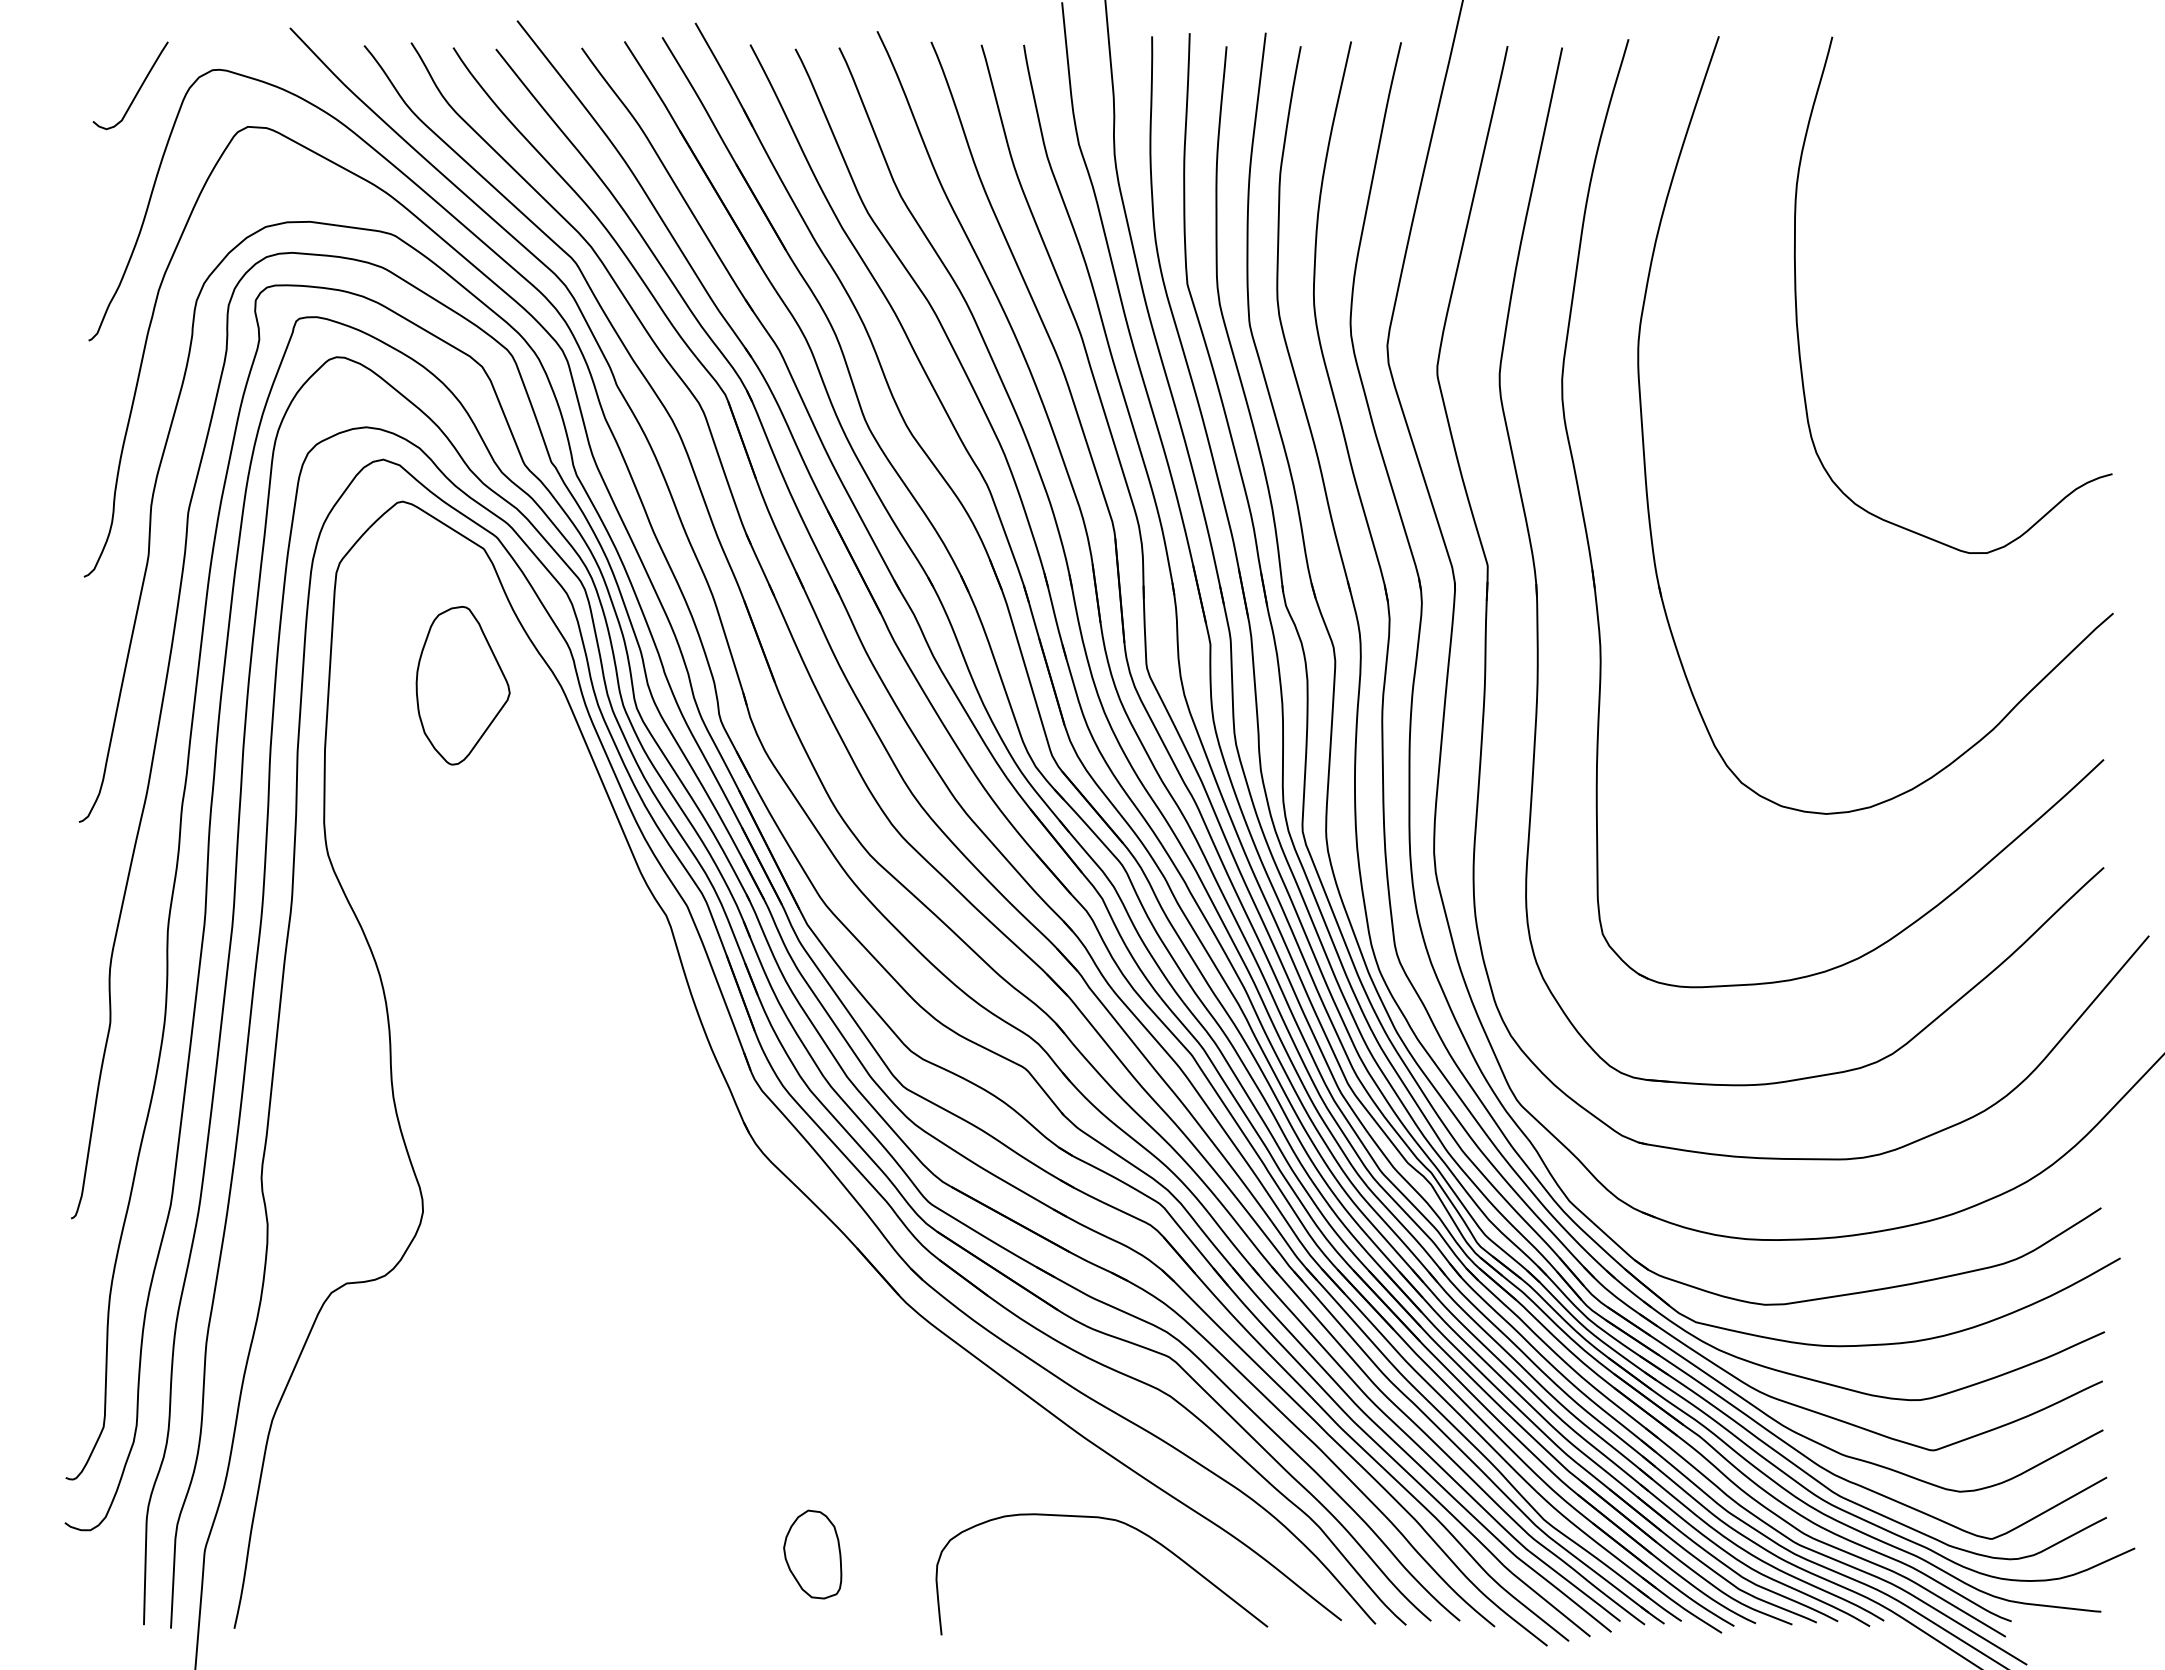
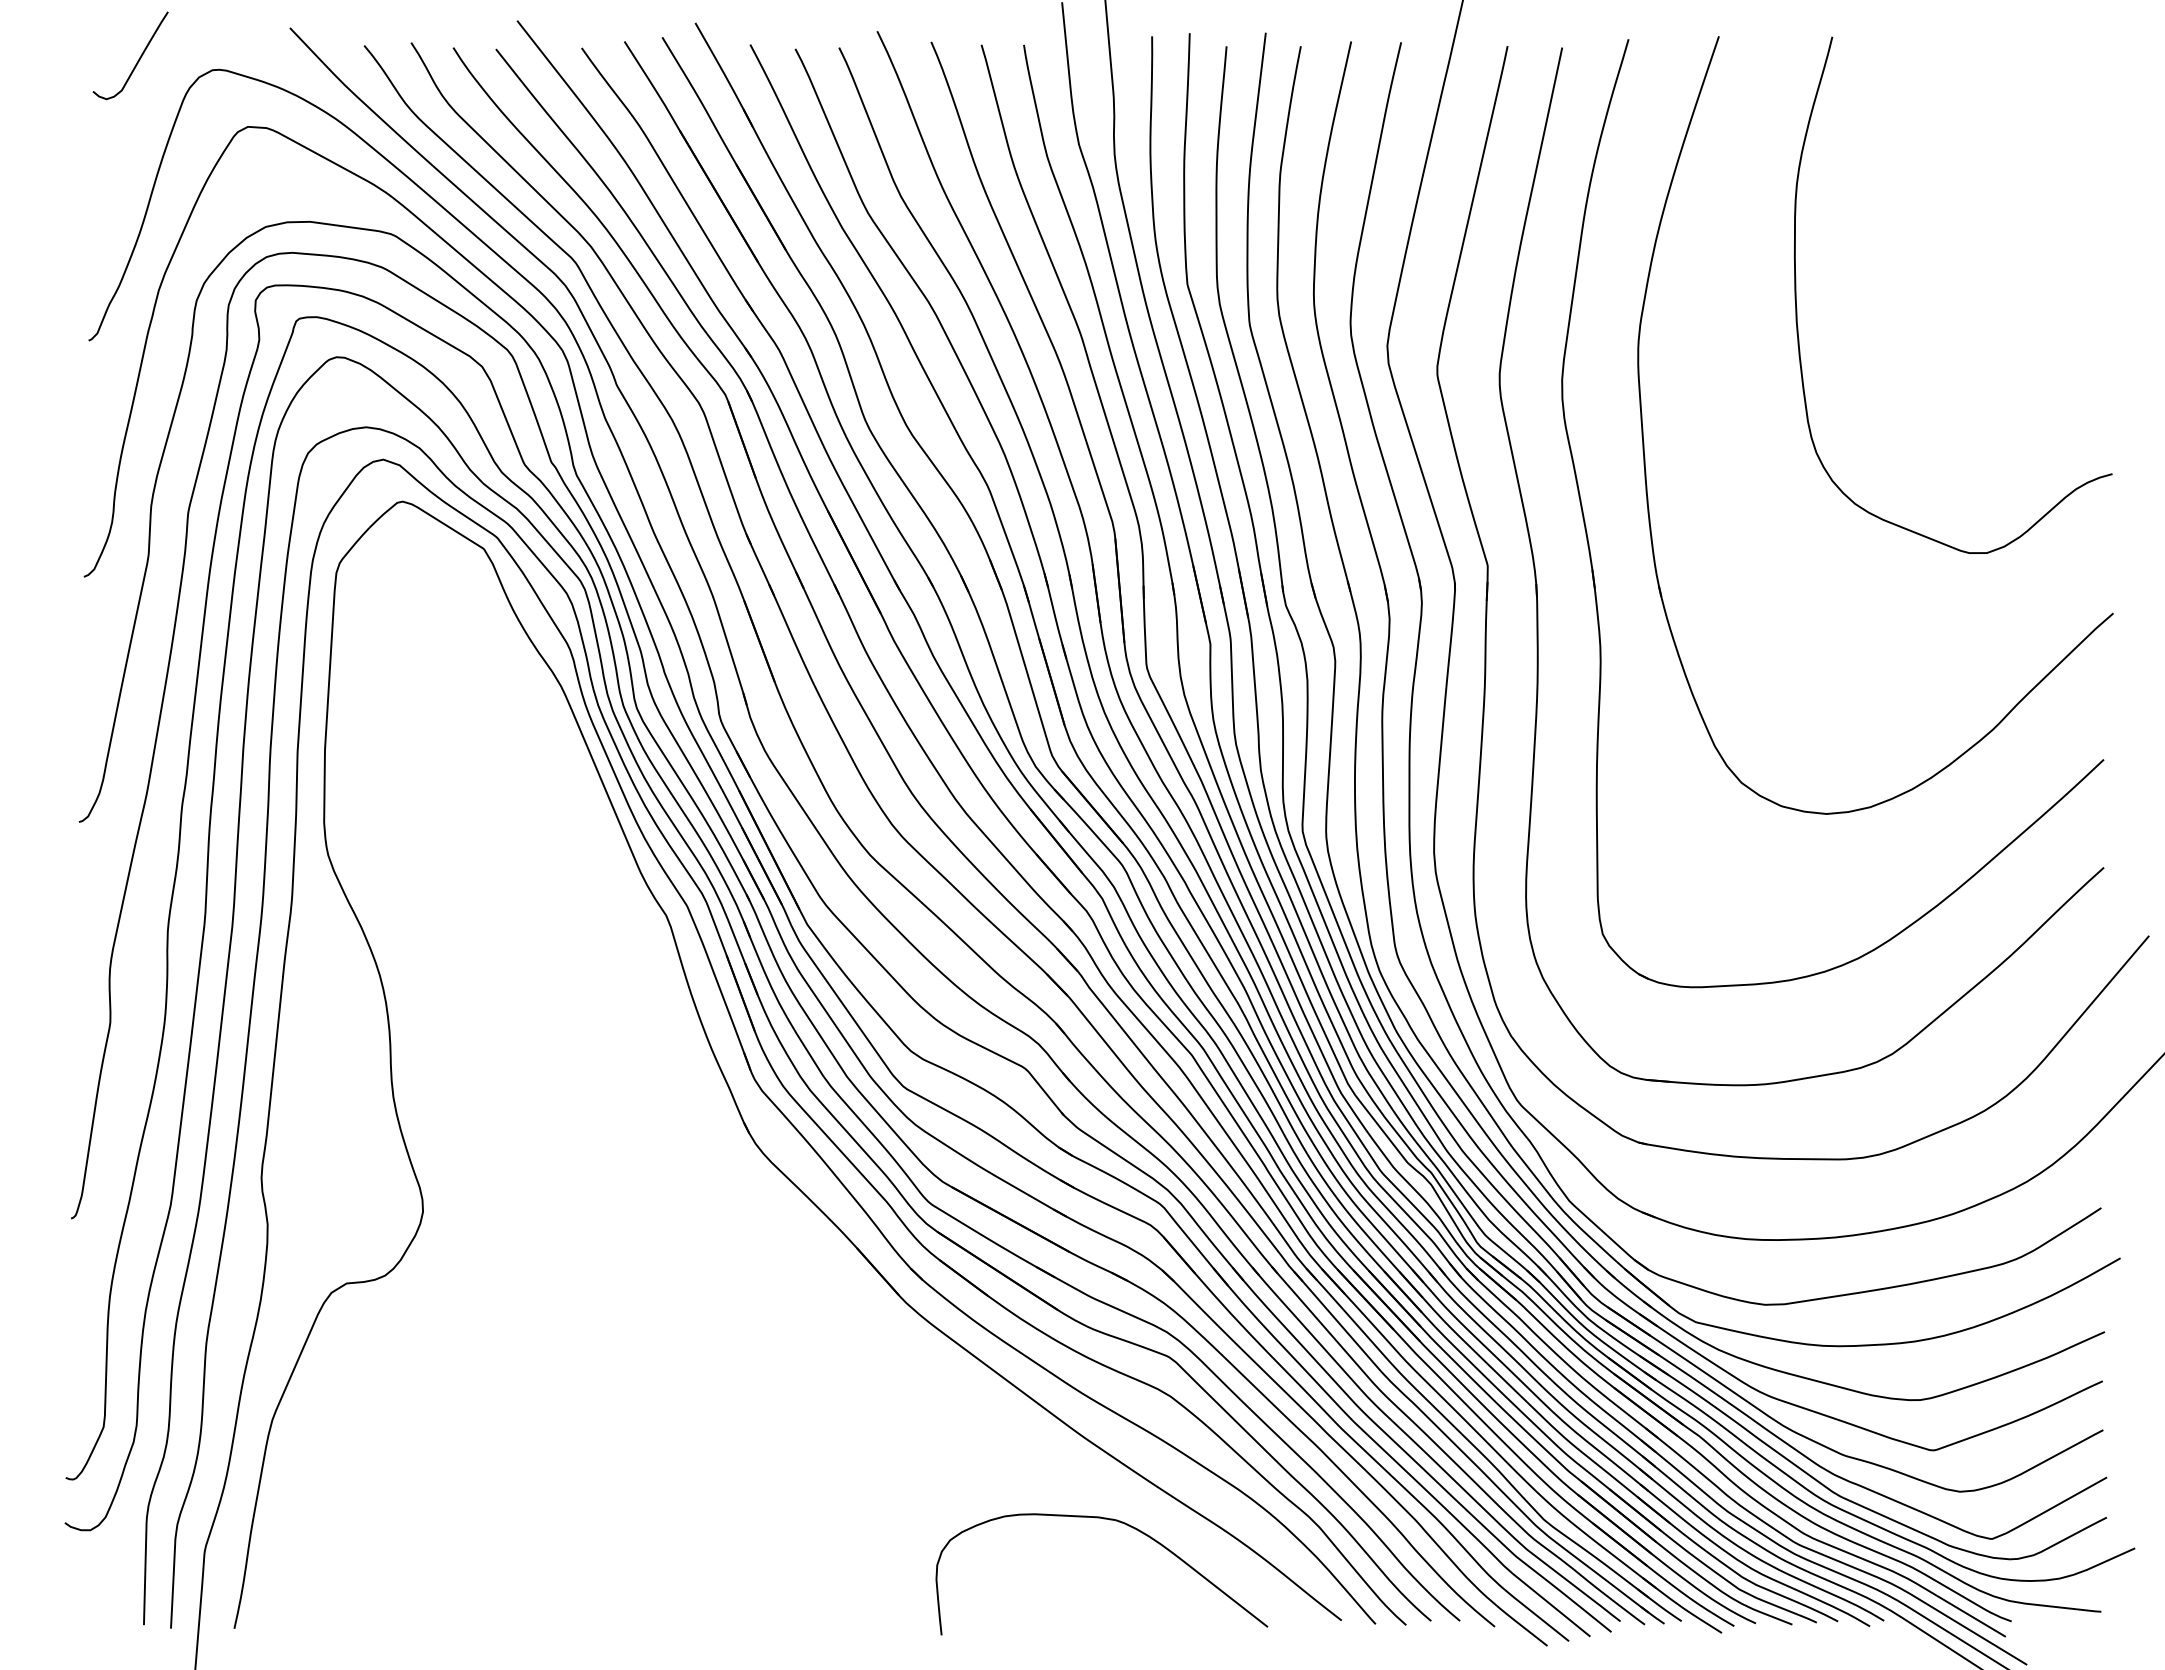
curve position: (137, 90) -> (137, 60) (137, 60)
part: present -> none (462, 685)
part: present -> none (812, 1554)
